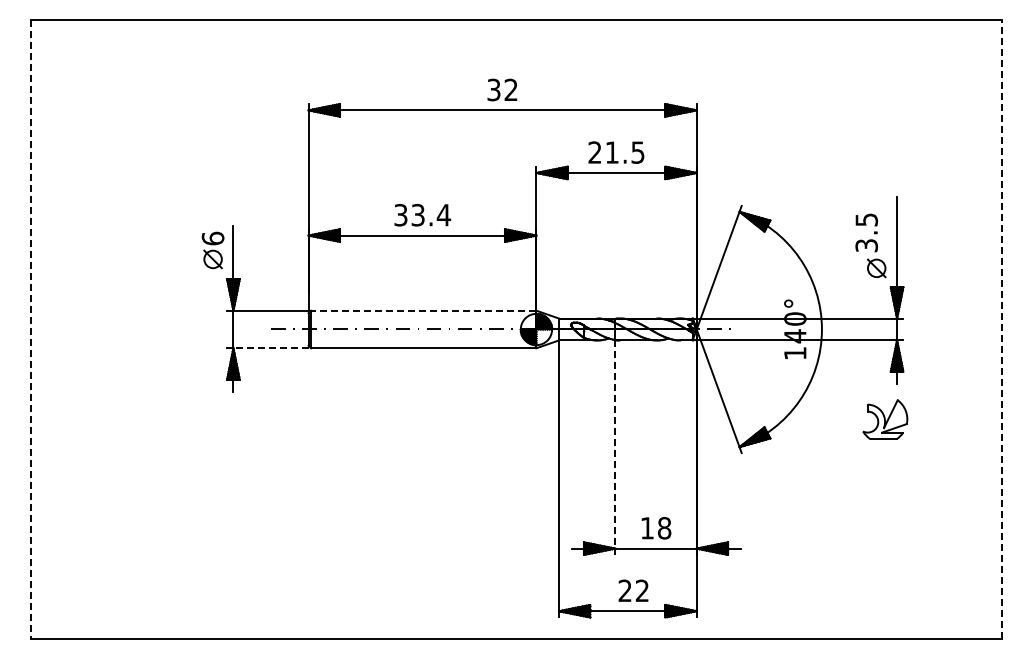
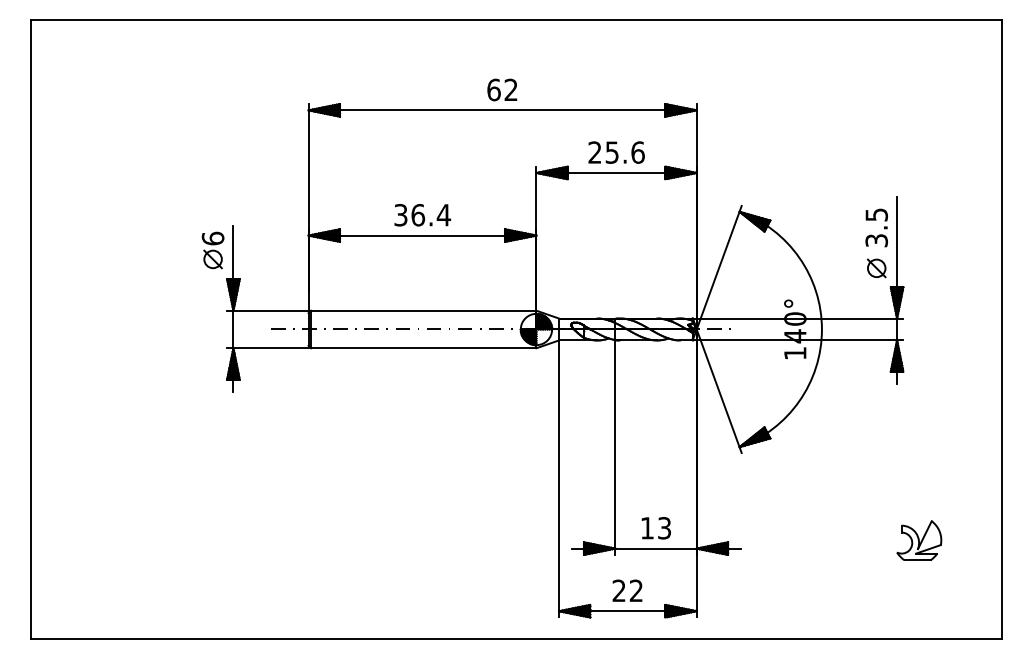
text: 32 -> 62 (493, 89)
text: 21.5 -> 25.6 (624, 152)
text: 33.4 -> 36.4 (418, 214)
text position: (866, 232) -> (876, 227) (876, 227)
line: dashed -> solid (423, 310)
line: dashed -> solid (30, 329)
line: dashed -> solid (1002, 329)
line: dashed -> solid (271, 348)
part position: (885, 419) -> (919, 540) (919, 540)
line: dashed -> solid (615, 448)
text: 18 -> 13 (664, 528)
text position: (633, 590) -> (627, 590) (627, 590)
